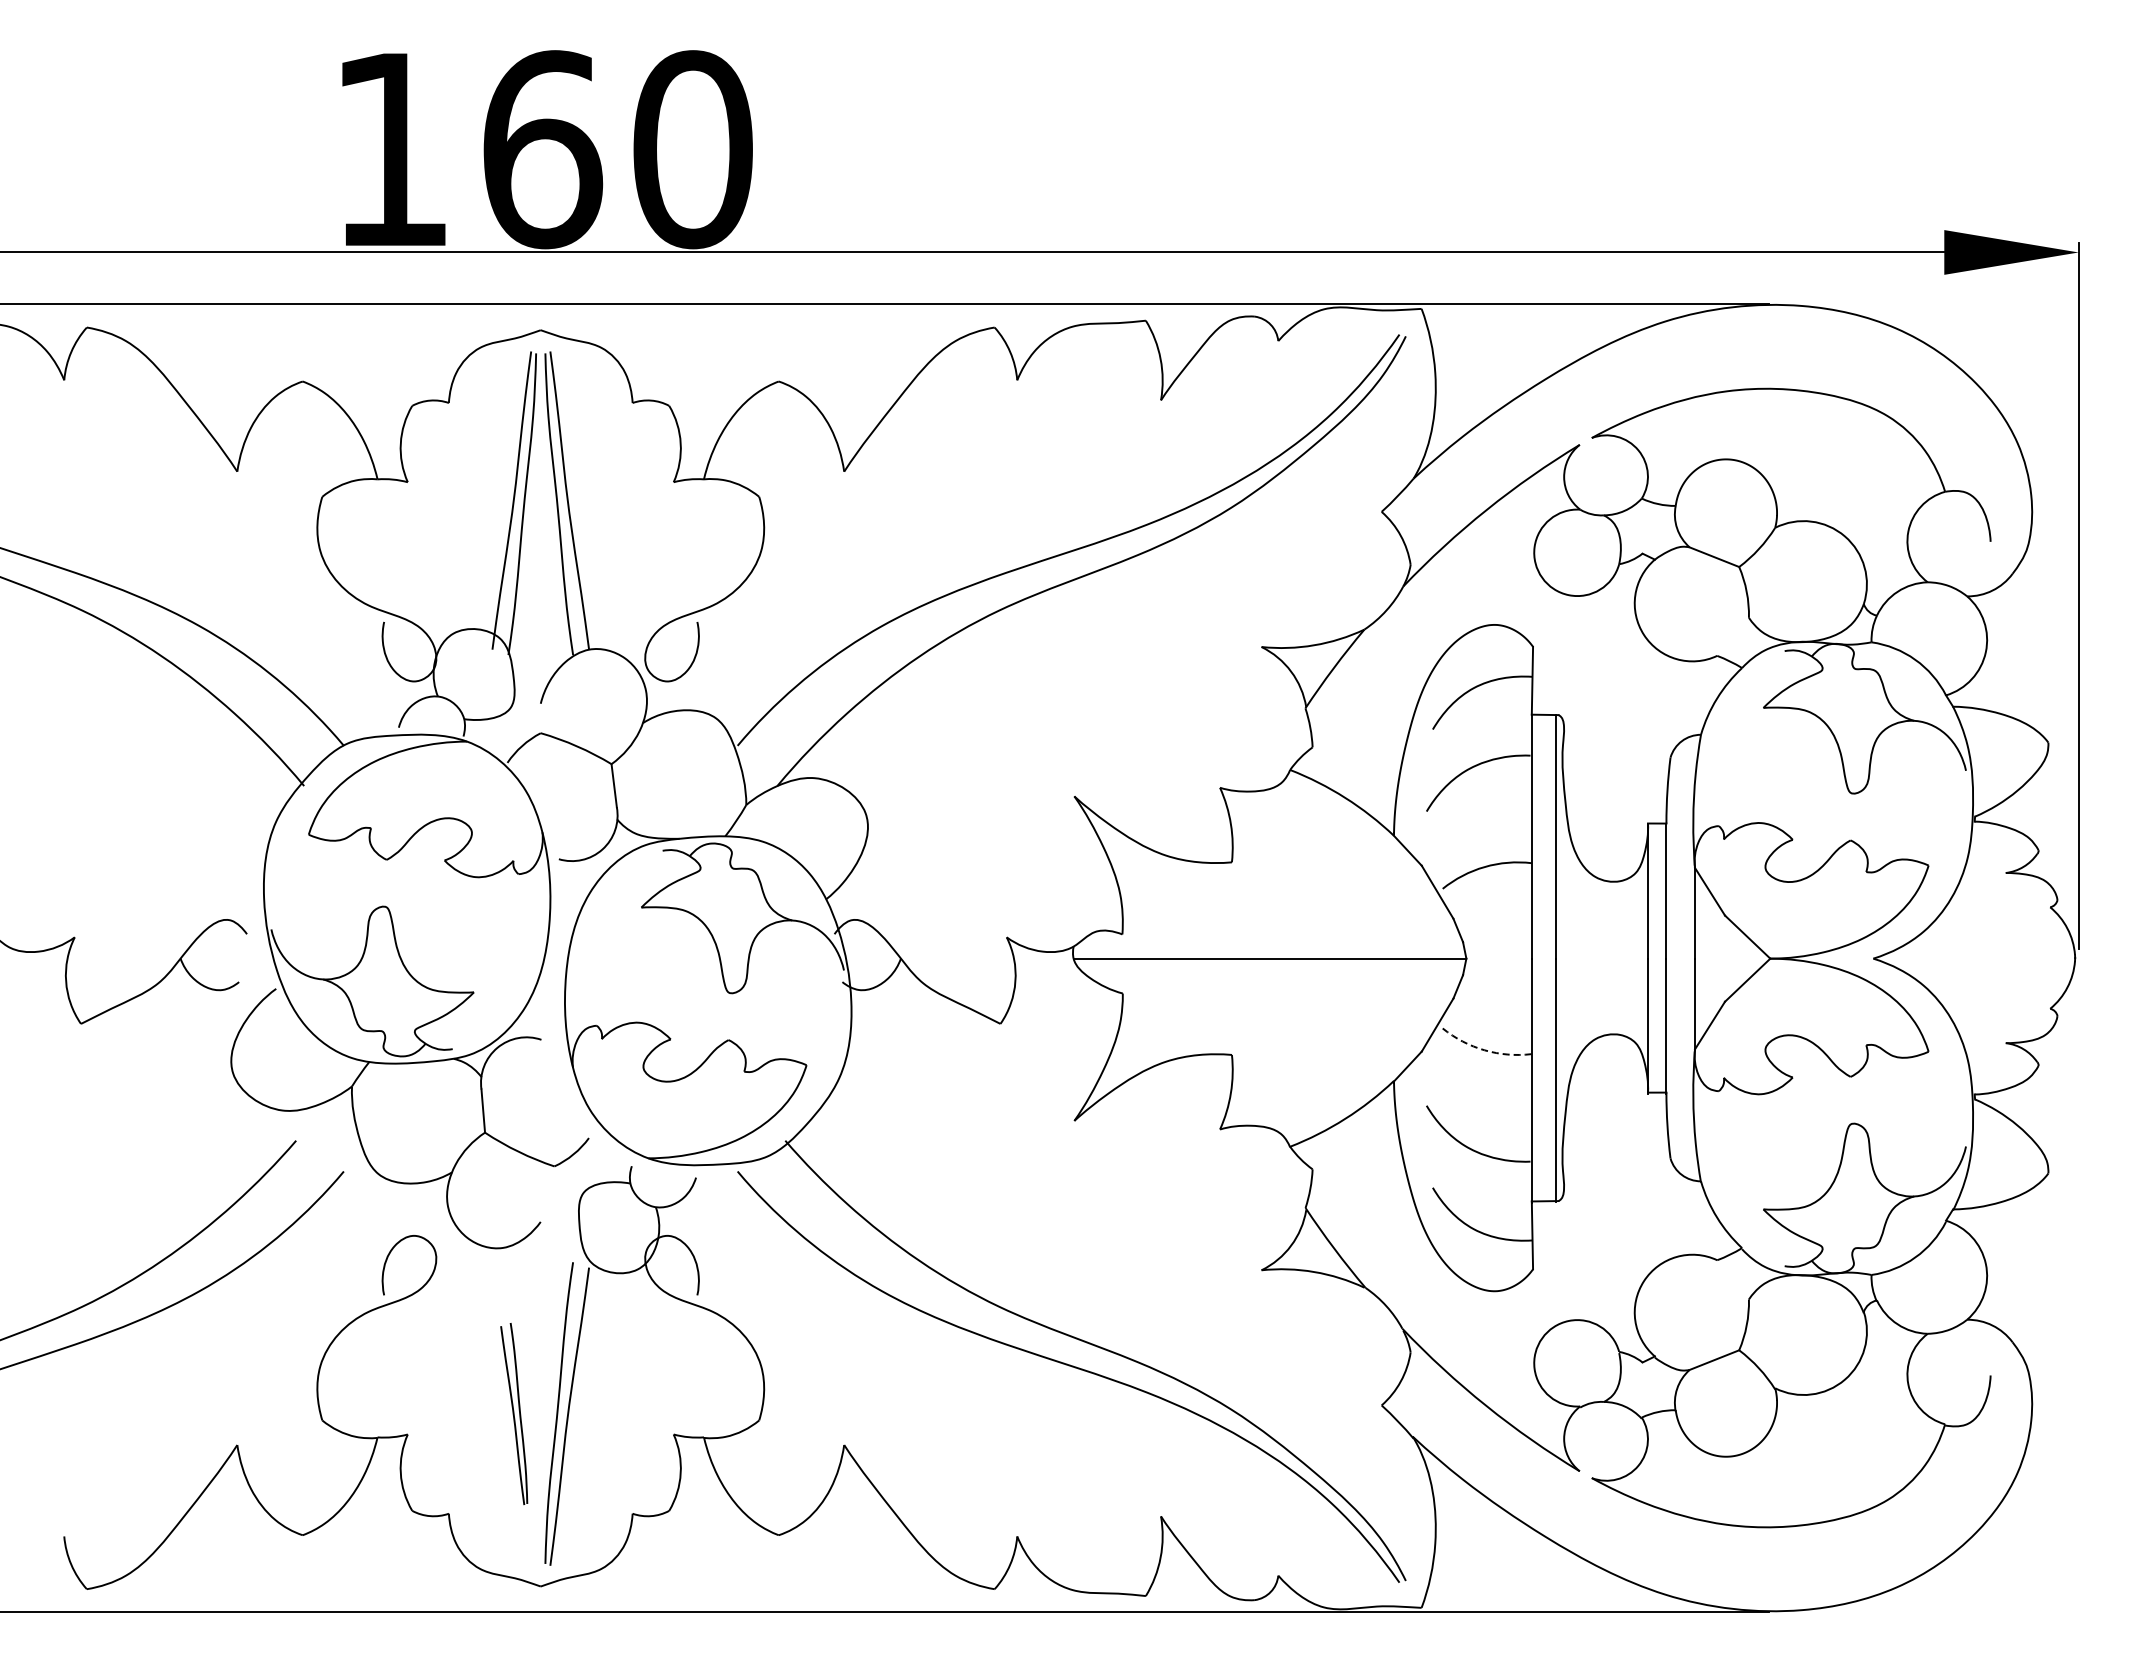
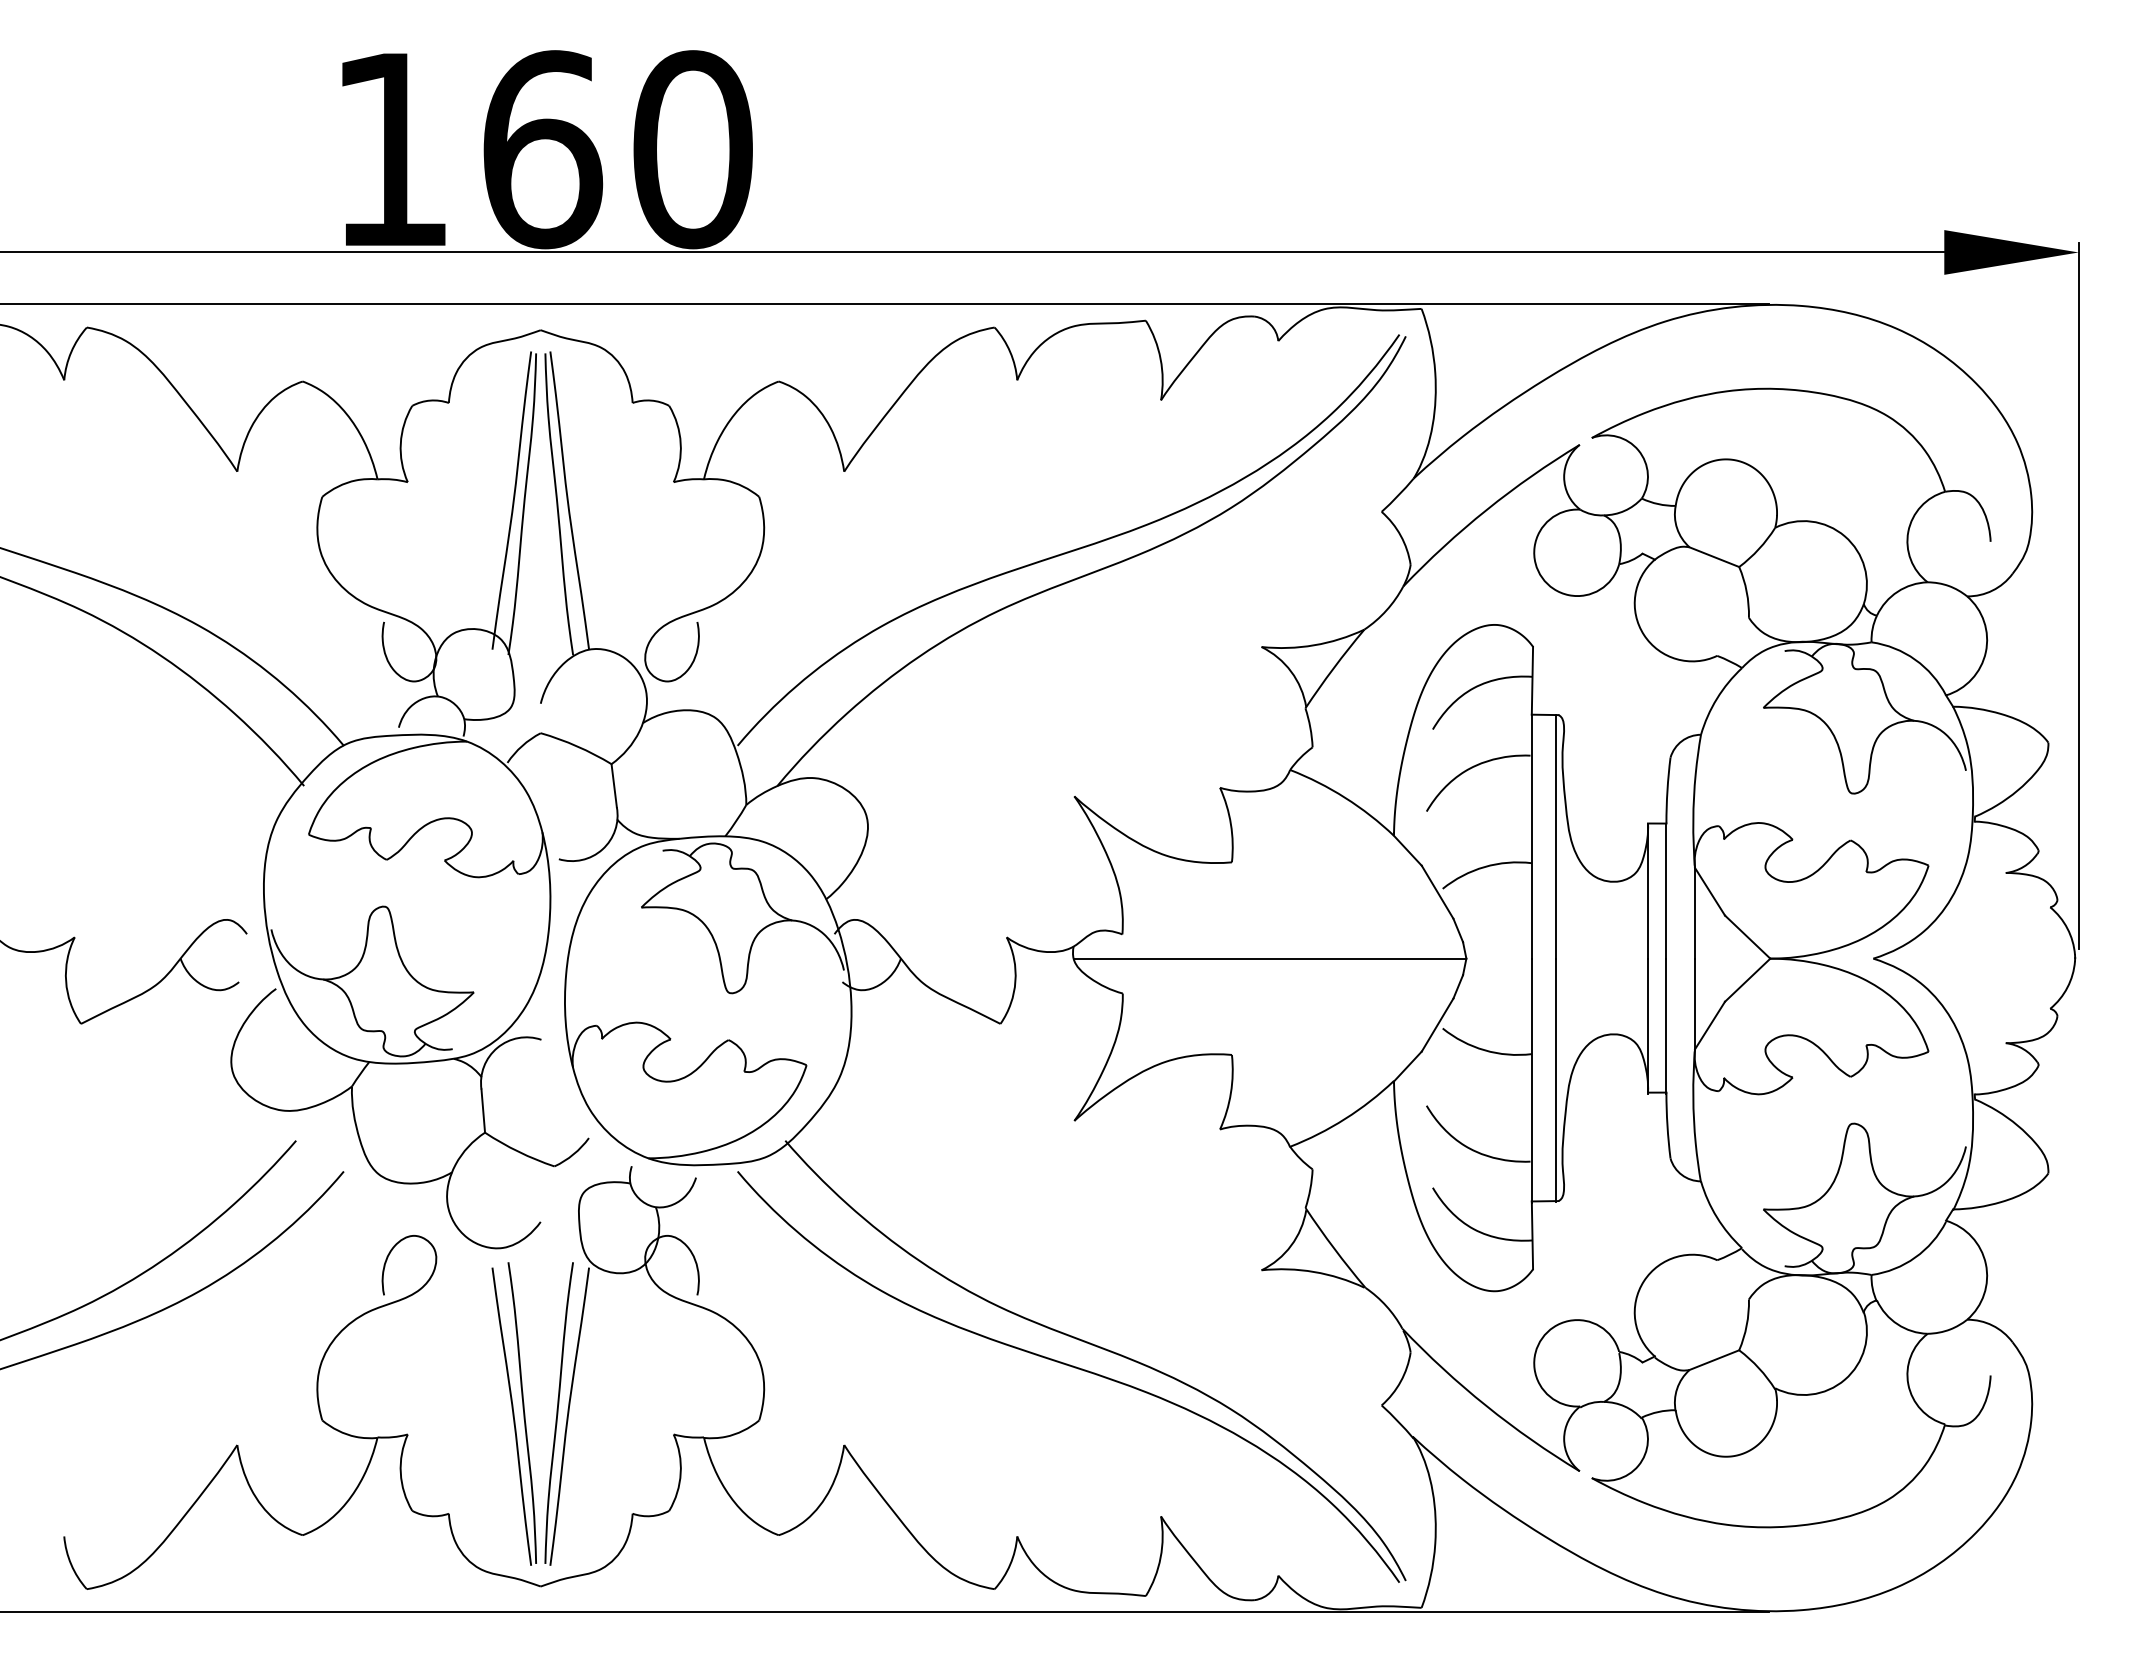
arc: dashed -> solid (1484, 1050)
part size: 29x183 px -> 46x304 px (513, 1413)
